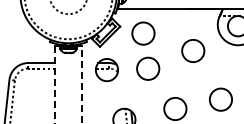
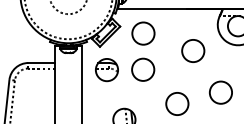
circle position: (148, 68) -> (143, 69) (143, 69)
line: dashed -> solid (55, 84)
line: dashed -> solid (81, 84)
circle position: (220, 99) -> (220, 92) (220, 92)
circle position: (175, 108) -> (177, 103) (177, 103)
